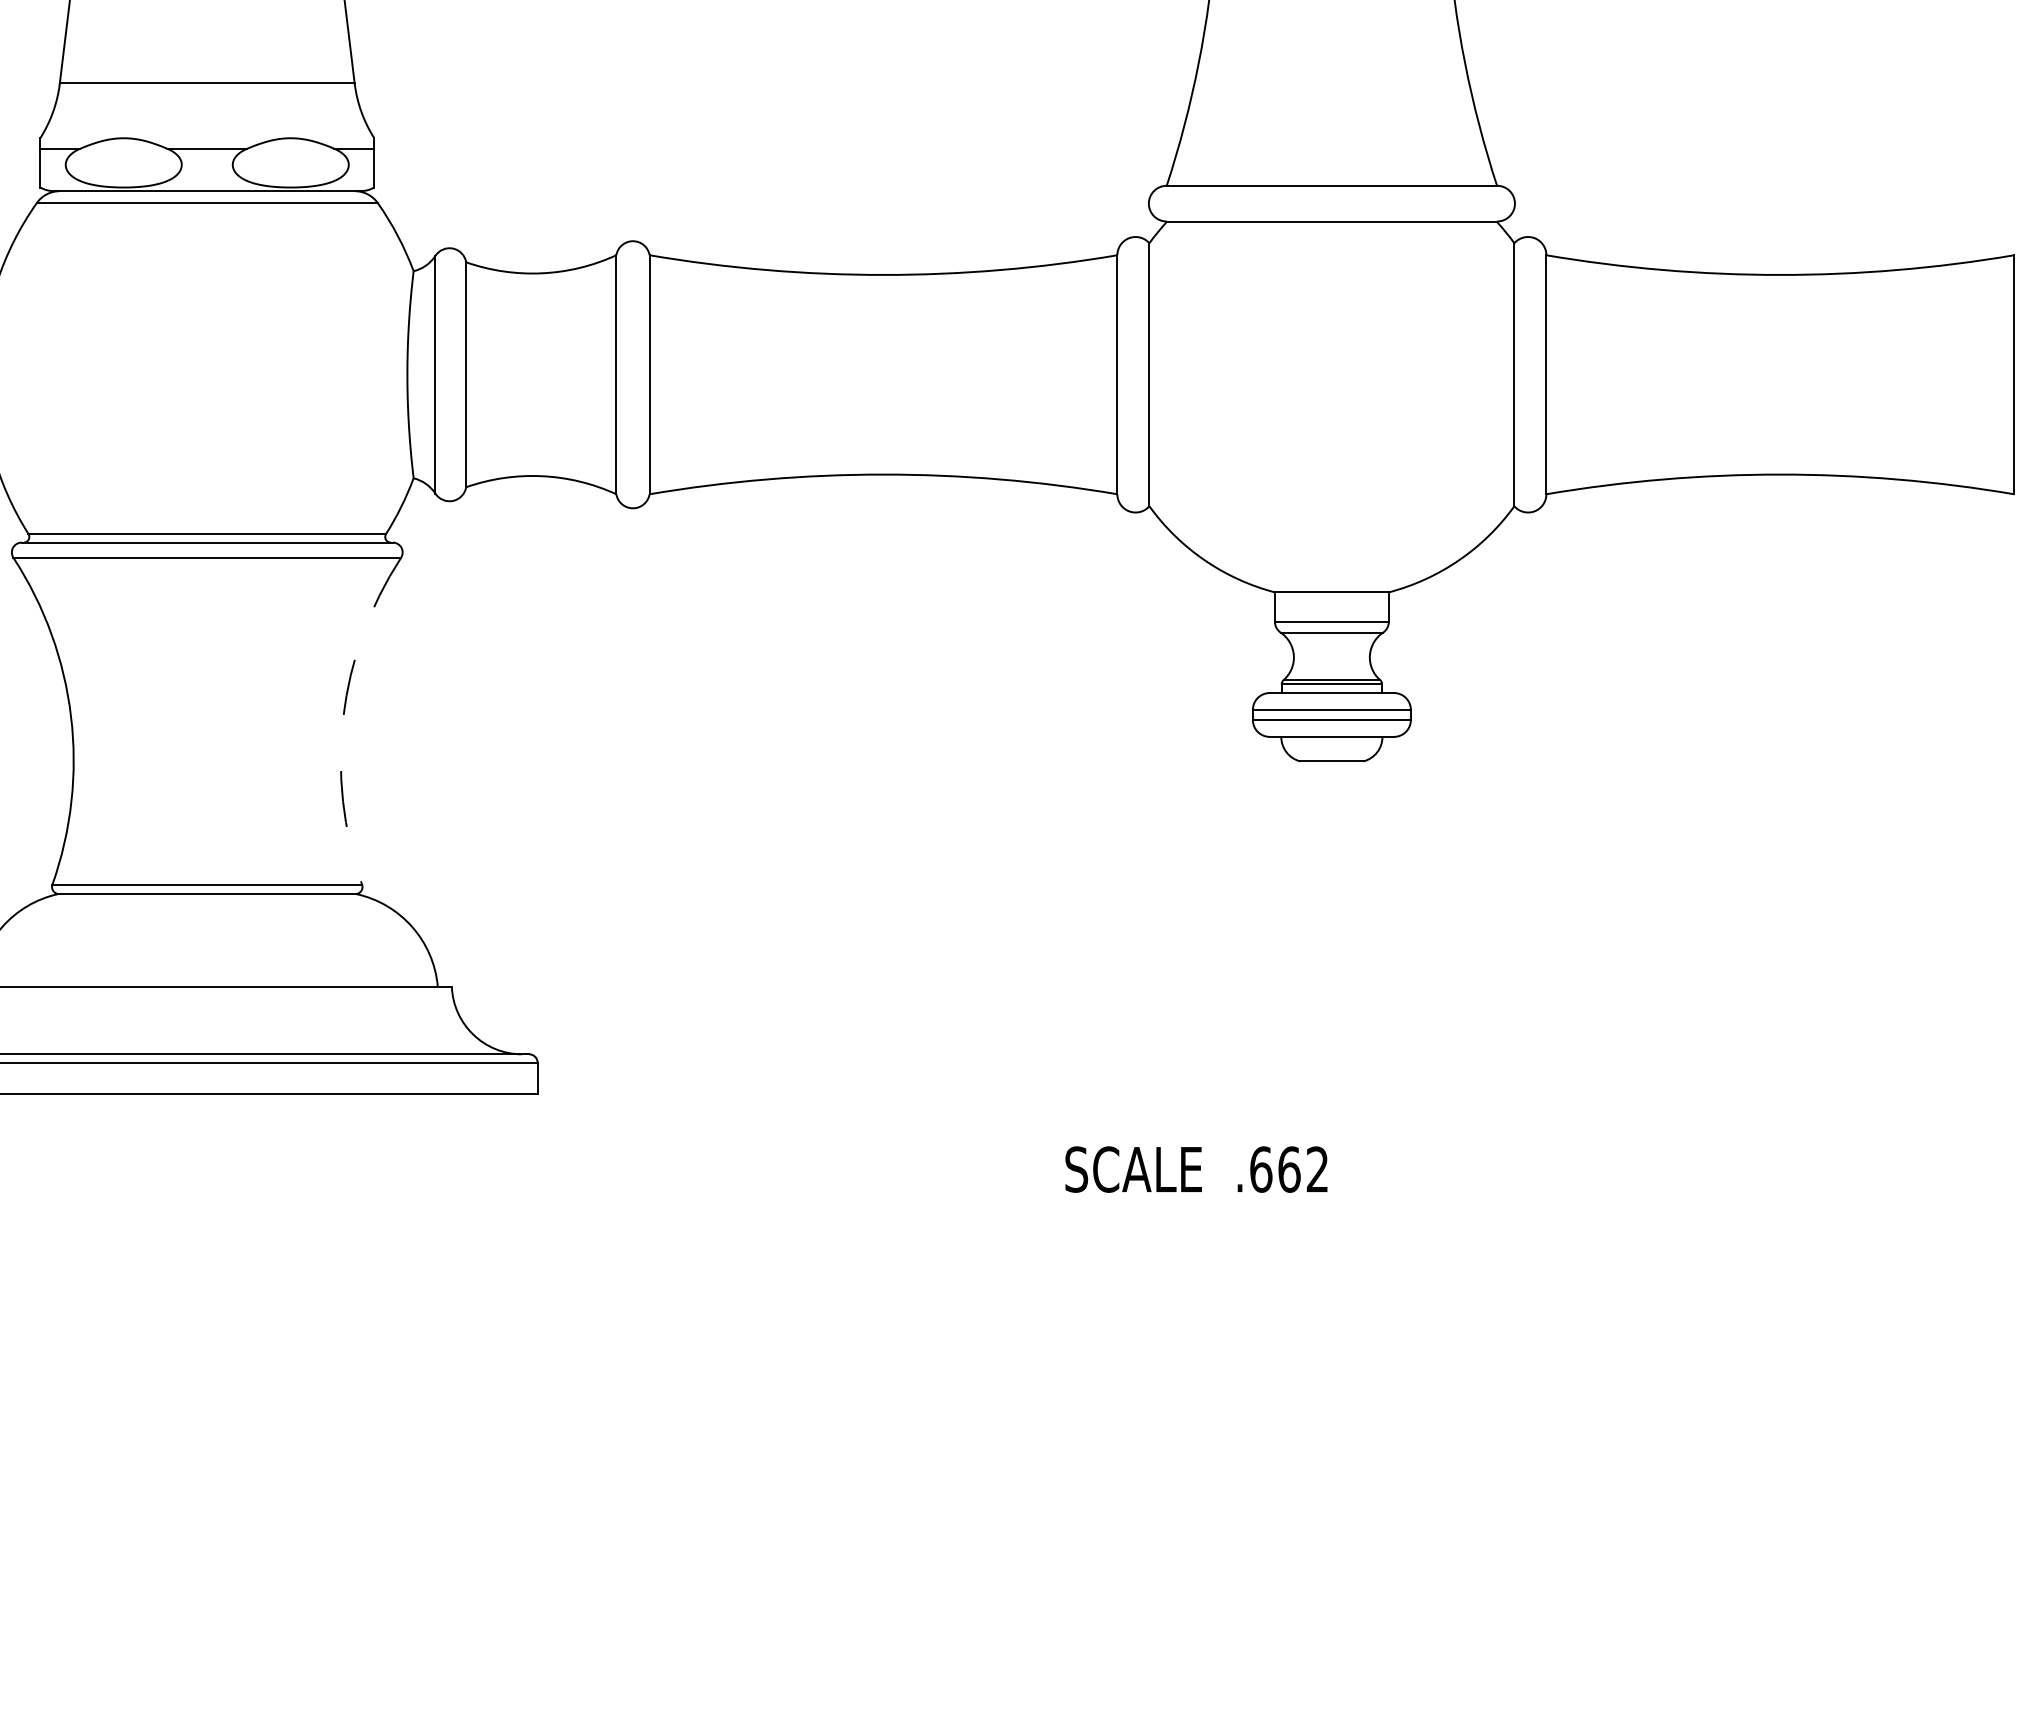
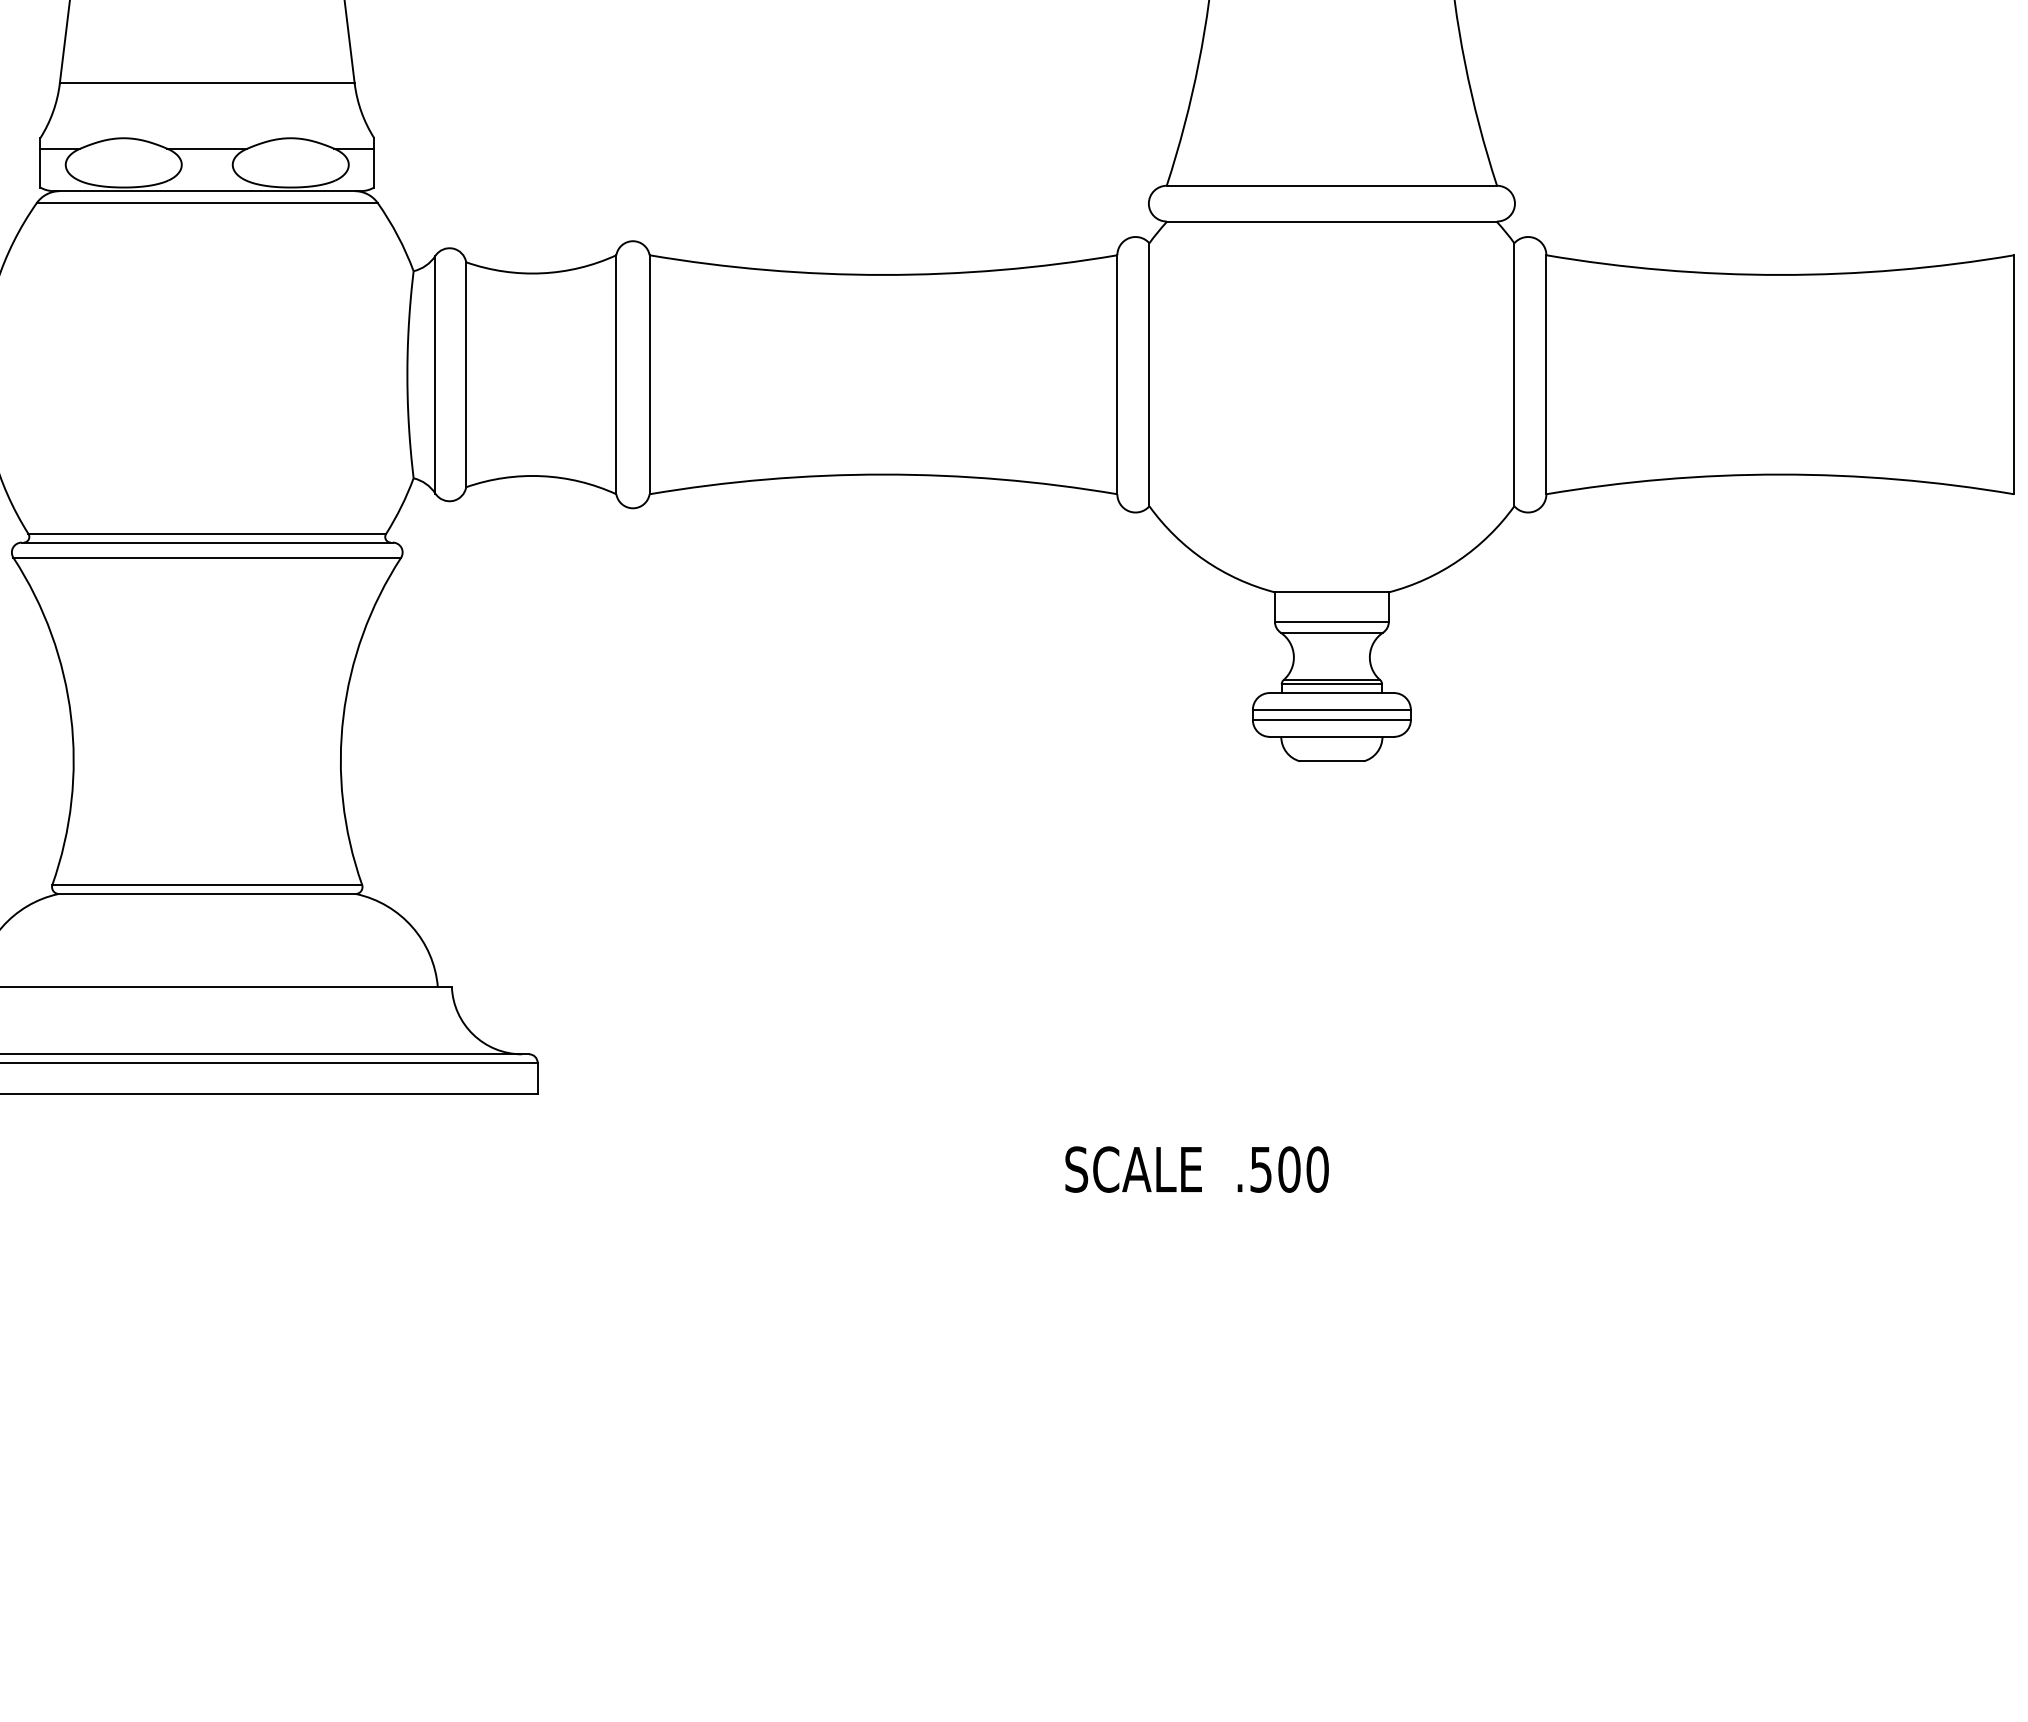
arc: dashed -> solid (343, 716)
text: .662 -> .500 (1289, 1169)
